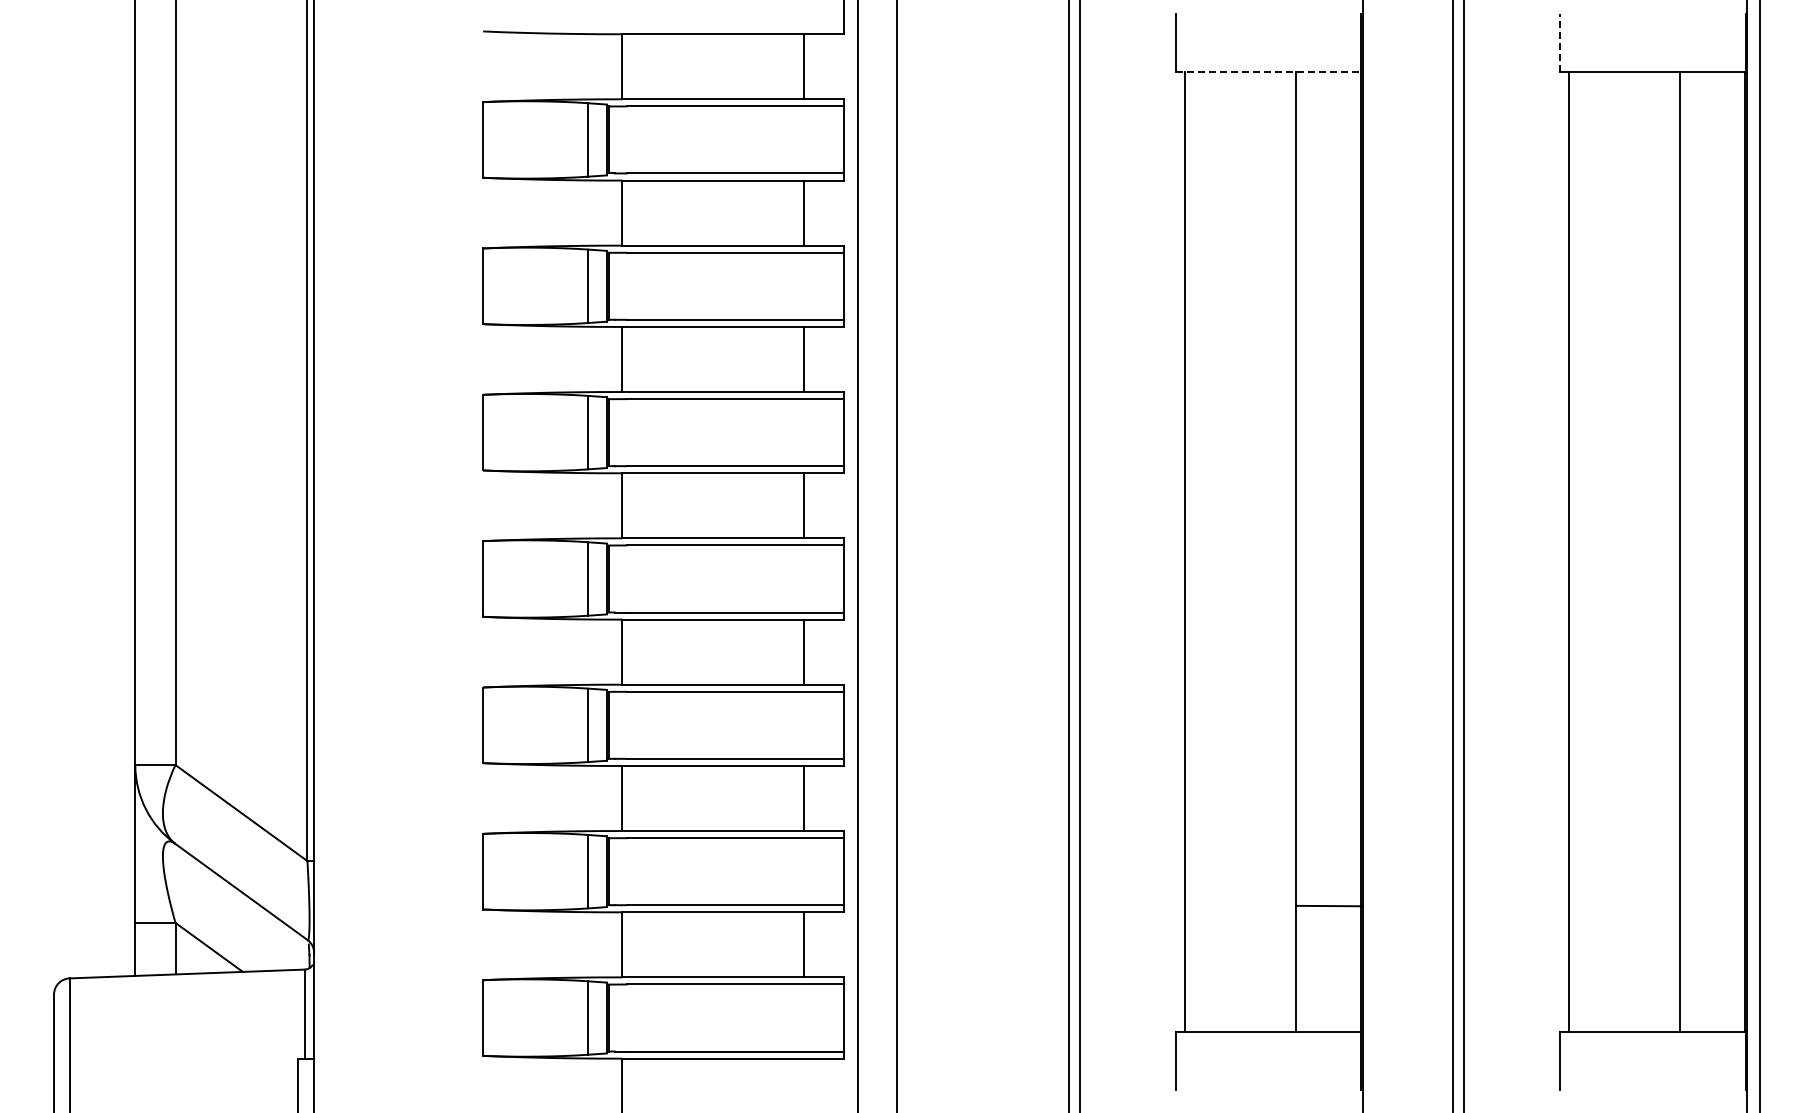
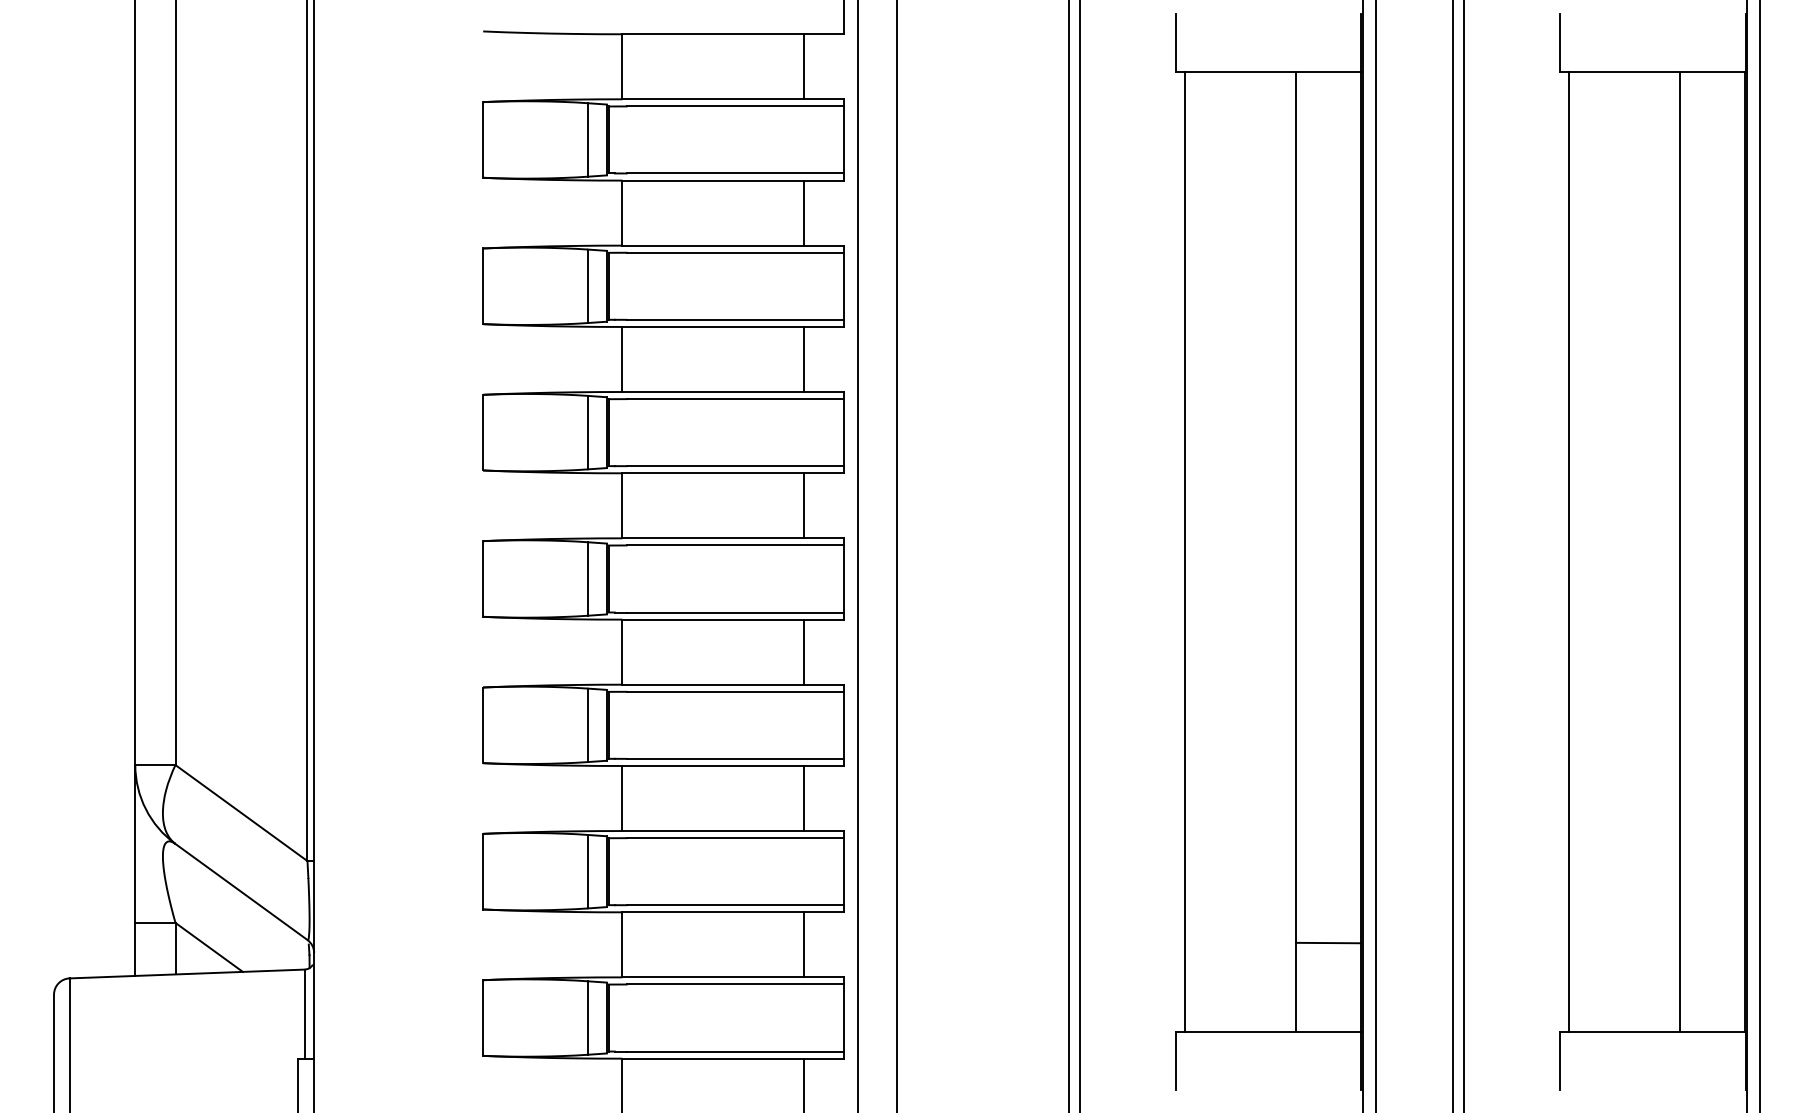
line: dashed -> solid (1560, 42)
line: dashed -> solid (1268, 71)
line: none -> present (1376, 555)
line position: (1328, 905) -> (1328, 942) (1328, 942)
line: none -> present (804, 1083)
